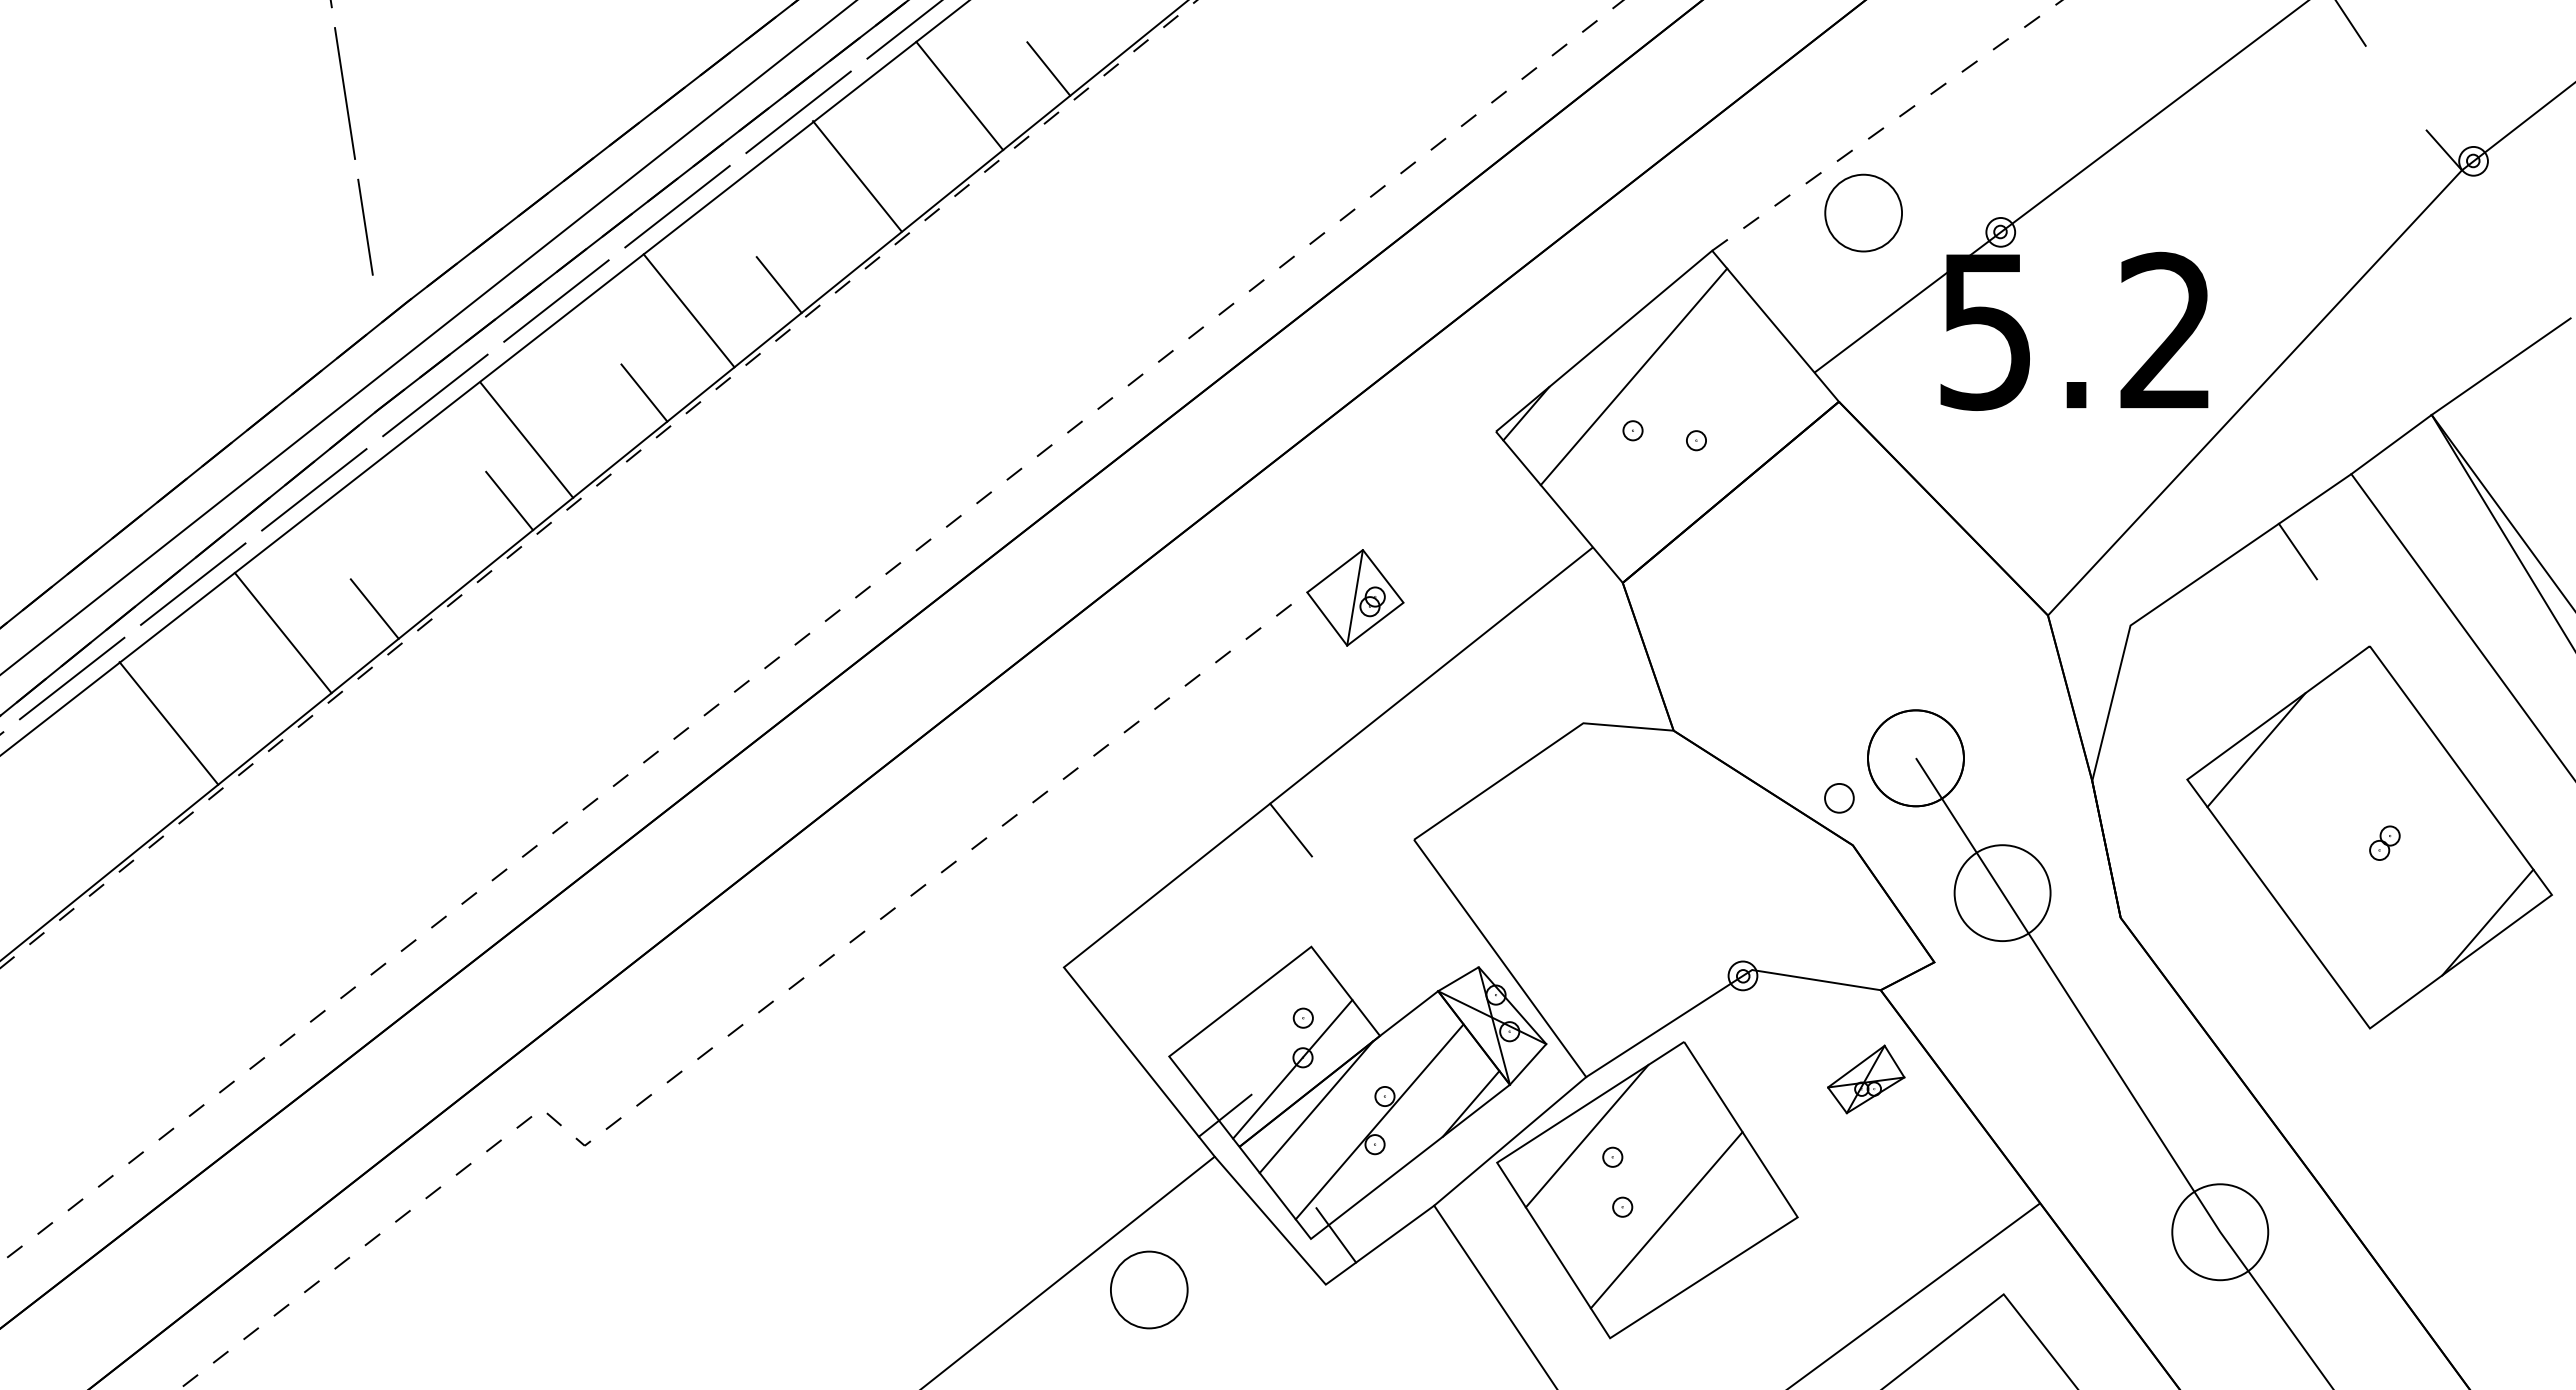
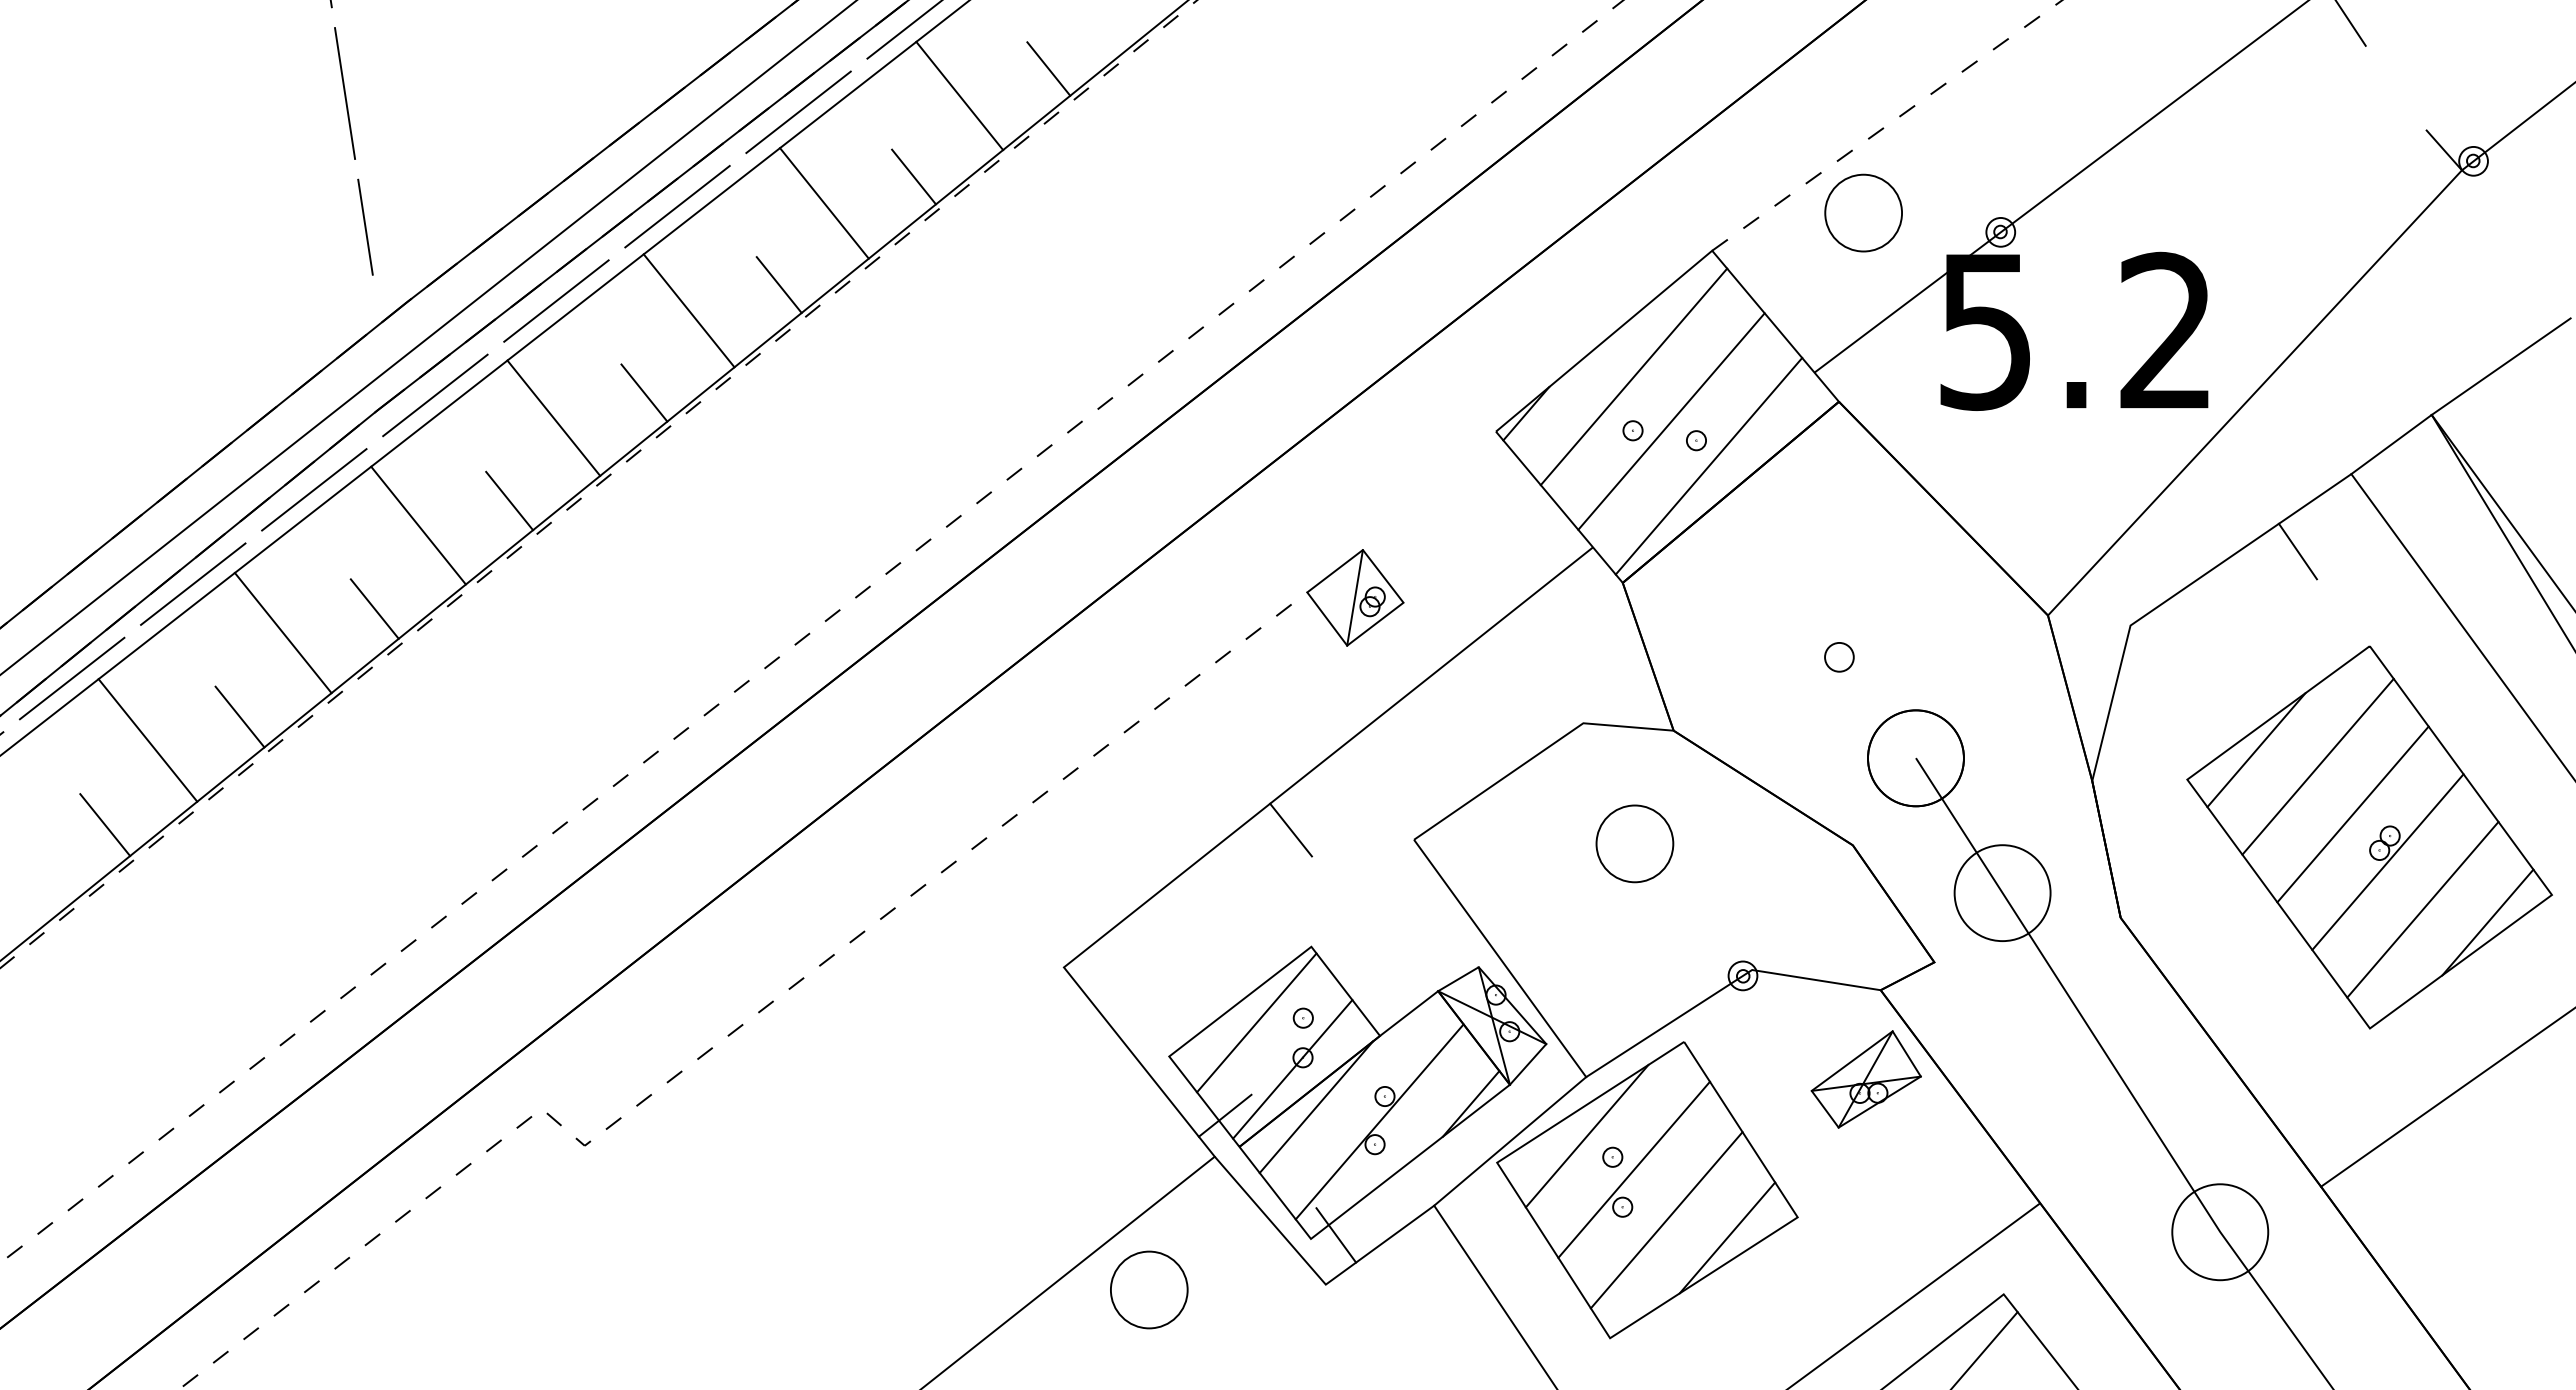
line position: (857, 176) -> (824, 203) (824, 203)
line: none -> present (913, 176)
line: none -> present (1671, 421)
line position: (526, 439) -> (553, 417) (553, 417)
line: none -> present (1708, 465)
line: none -> present (418, 525)
line: none -> present (239, 716)
line position: (168, 723) -> (147, 740) (147, 740)
line: none -> present (2317, 766)
part position: (1839, 798) -> (1839, 657) (1839, 657)
line: none -> present (2352, 814)
line: none -> present (105, 825)
part: none -> present (1634, 843)
line: none -> present (2387, 861)
line: none -> present (2422, 909)
line: none -> present (1256, 1022)
part size: 79x71 px -> 112x99 px (1865, 1079)
line: none -> present (2446, 1097)
line: none -> present (1633, 1169)
line: none -> present (1727, 1237)
line: none -> present (1985, 1349)
